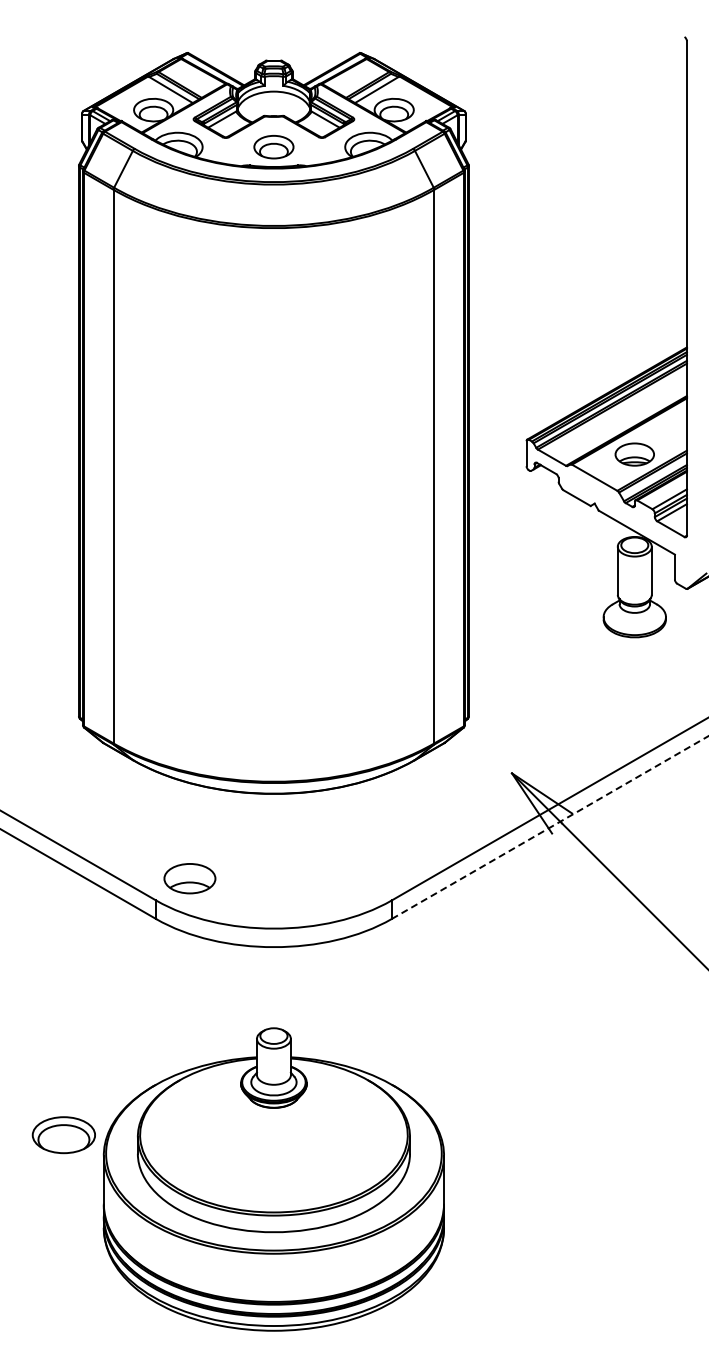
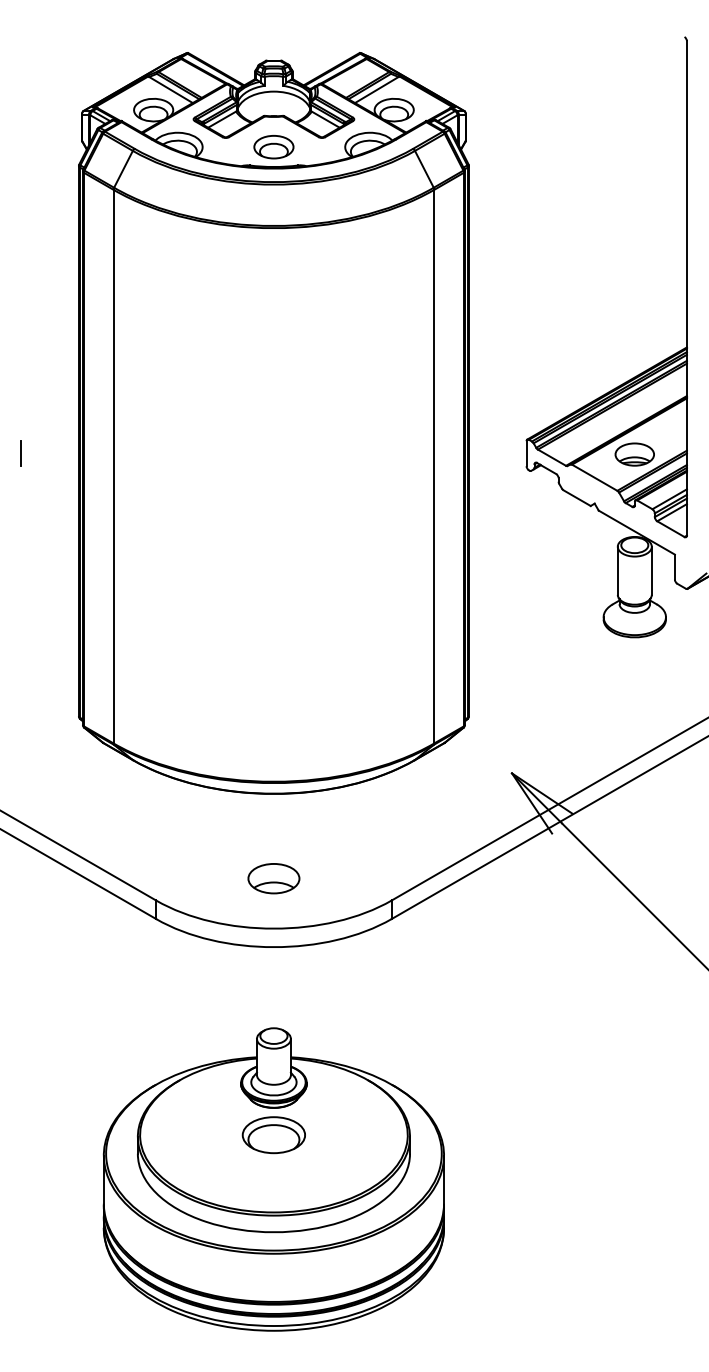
line: none -> present (21, 453)
line: dashed -> solid (550, 827)
part position: (189, 878) -> (273, 878) (273, 878)
part position: (63, 1135) -> (273, 1135) (273, 1135)
